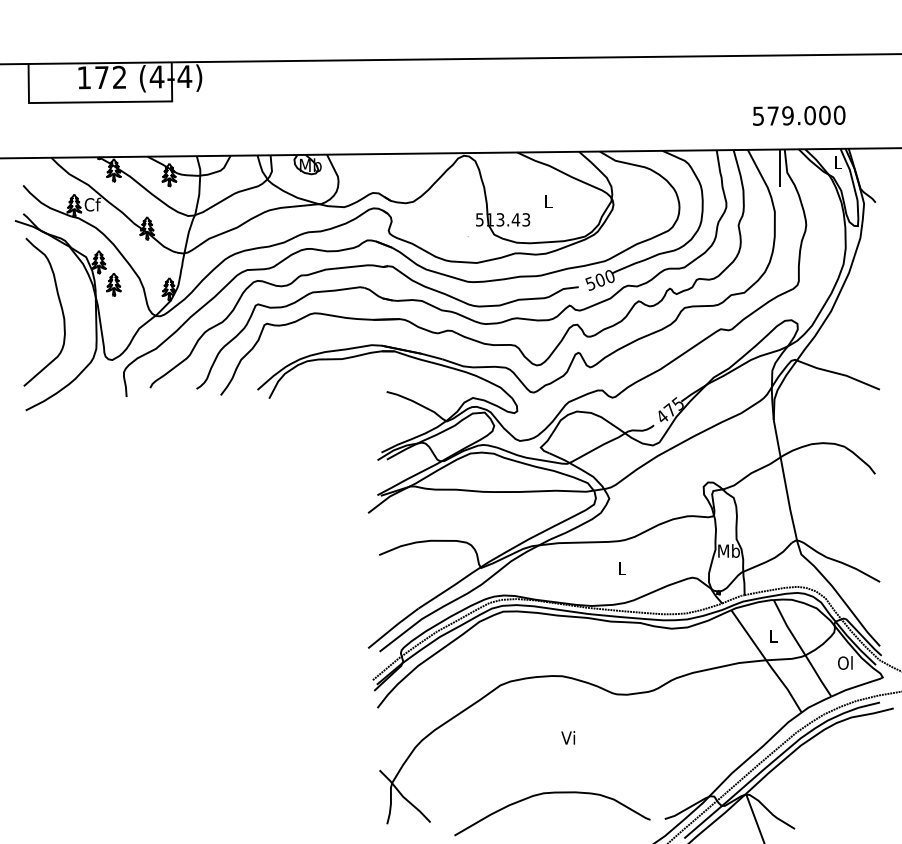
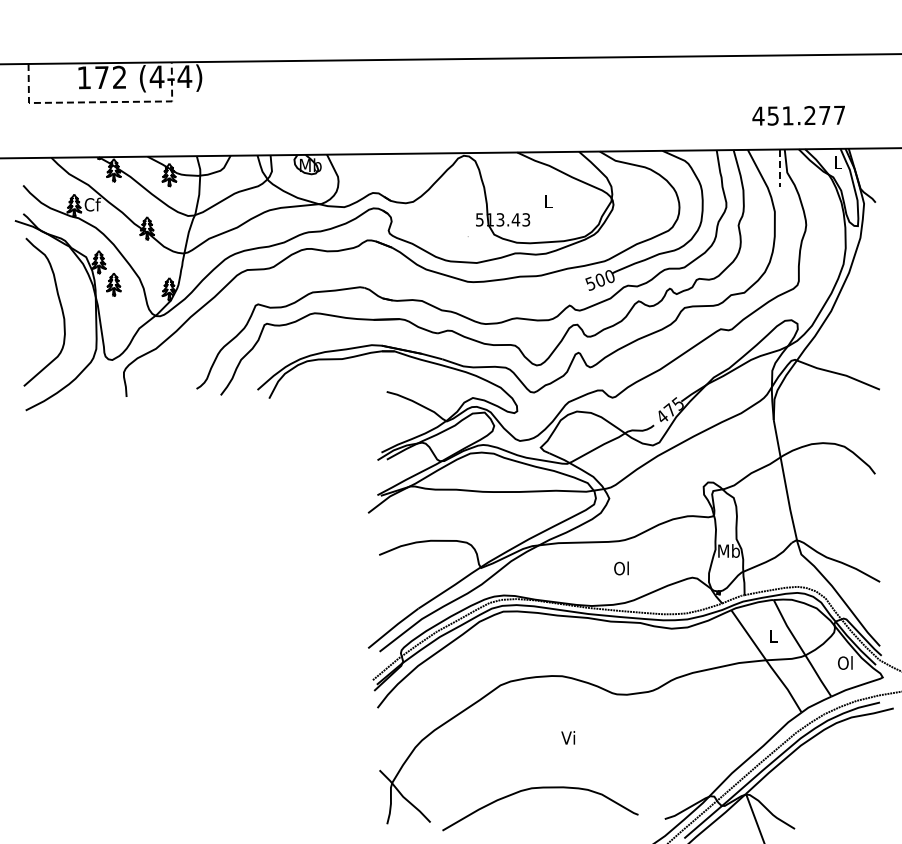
line: solid -> dashed (100, 102)
text: 579.000 -> 451.277 (798, 115)
line: solid -> dashed (779, 168)
part: present -> none (358, 267)
text: L -> Ol (621, 568)
curve position: (552, 793) -> (540, 788) (540, 788)
